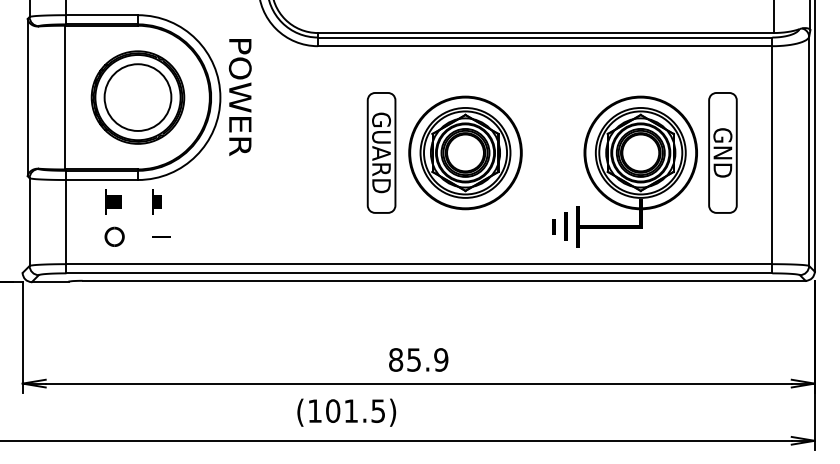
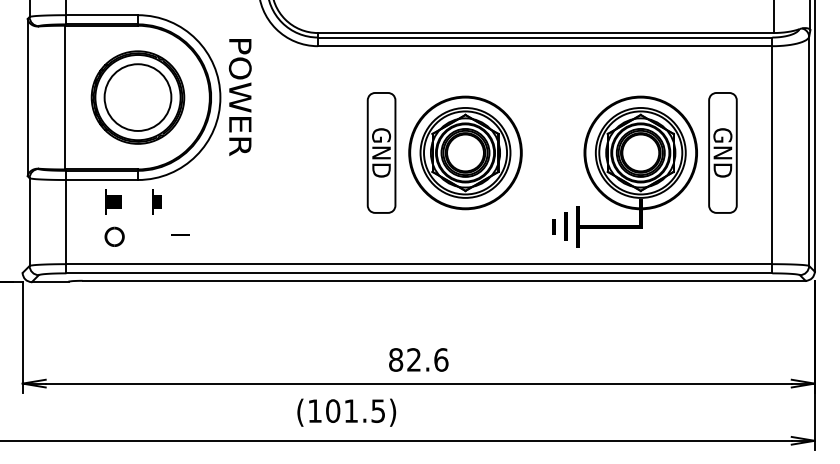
text: GUARD -> GND (381, 152)
line position: (161, 236) -> (180, 234) (180, 234)
text: 85.9 -> 82.6 (427, 359)
